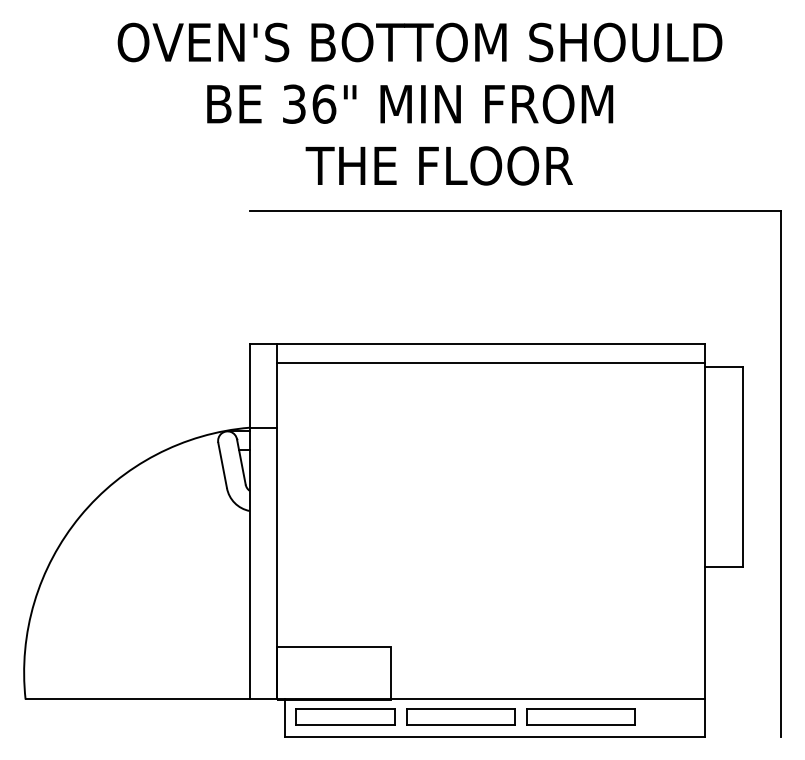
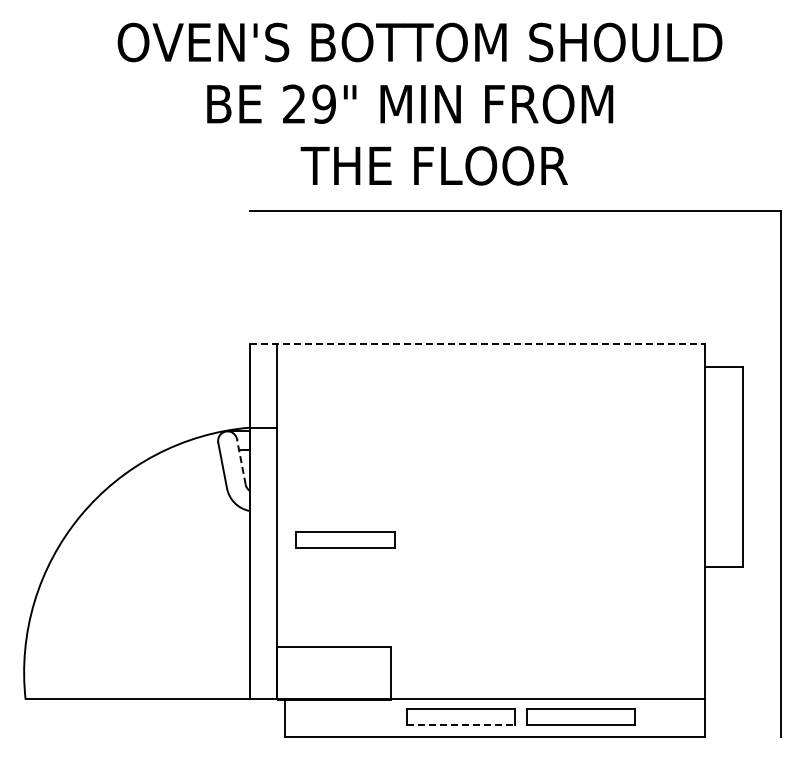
text: 36" -> 29" (309, 103)
text position: (438, 165) -> (433, 165) (433, 165)
line: solid -> dashed (477, 344)
line: present -> none (490, 363)
line: solid -> dashed (241, 461)
part position: (345, 716) -> (345, 539) (345, 539)
line: solid -> dashed (461, 725)
